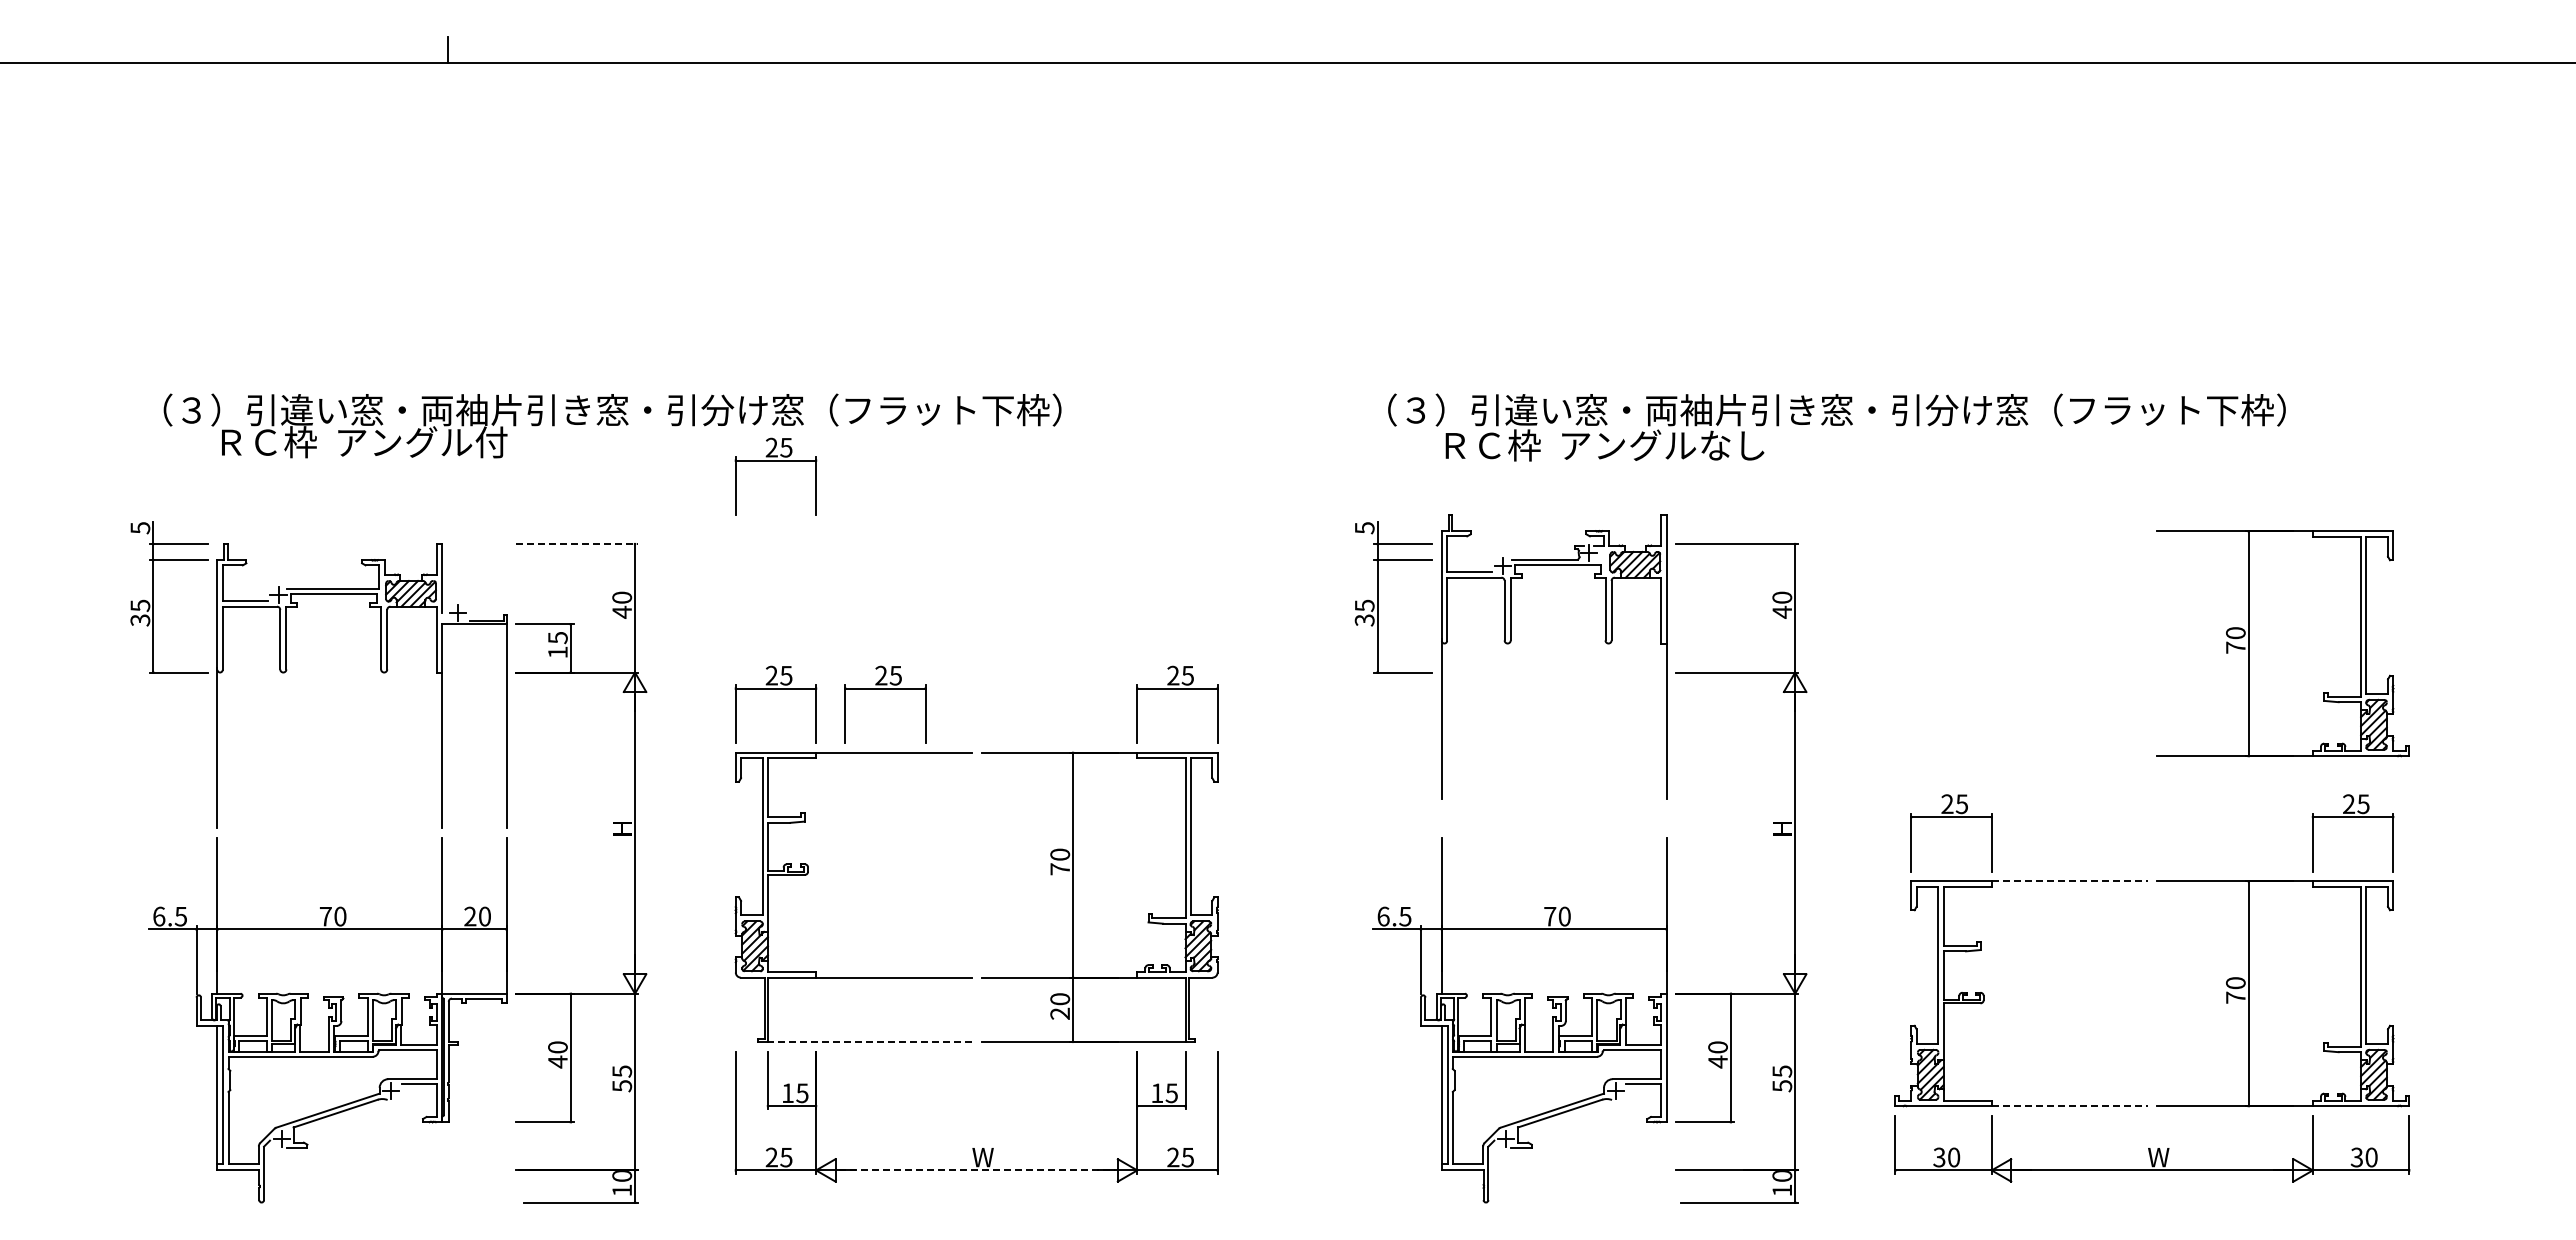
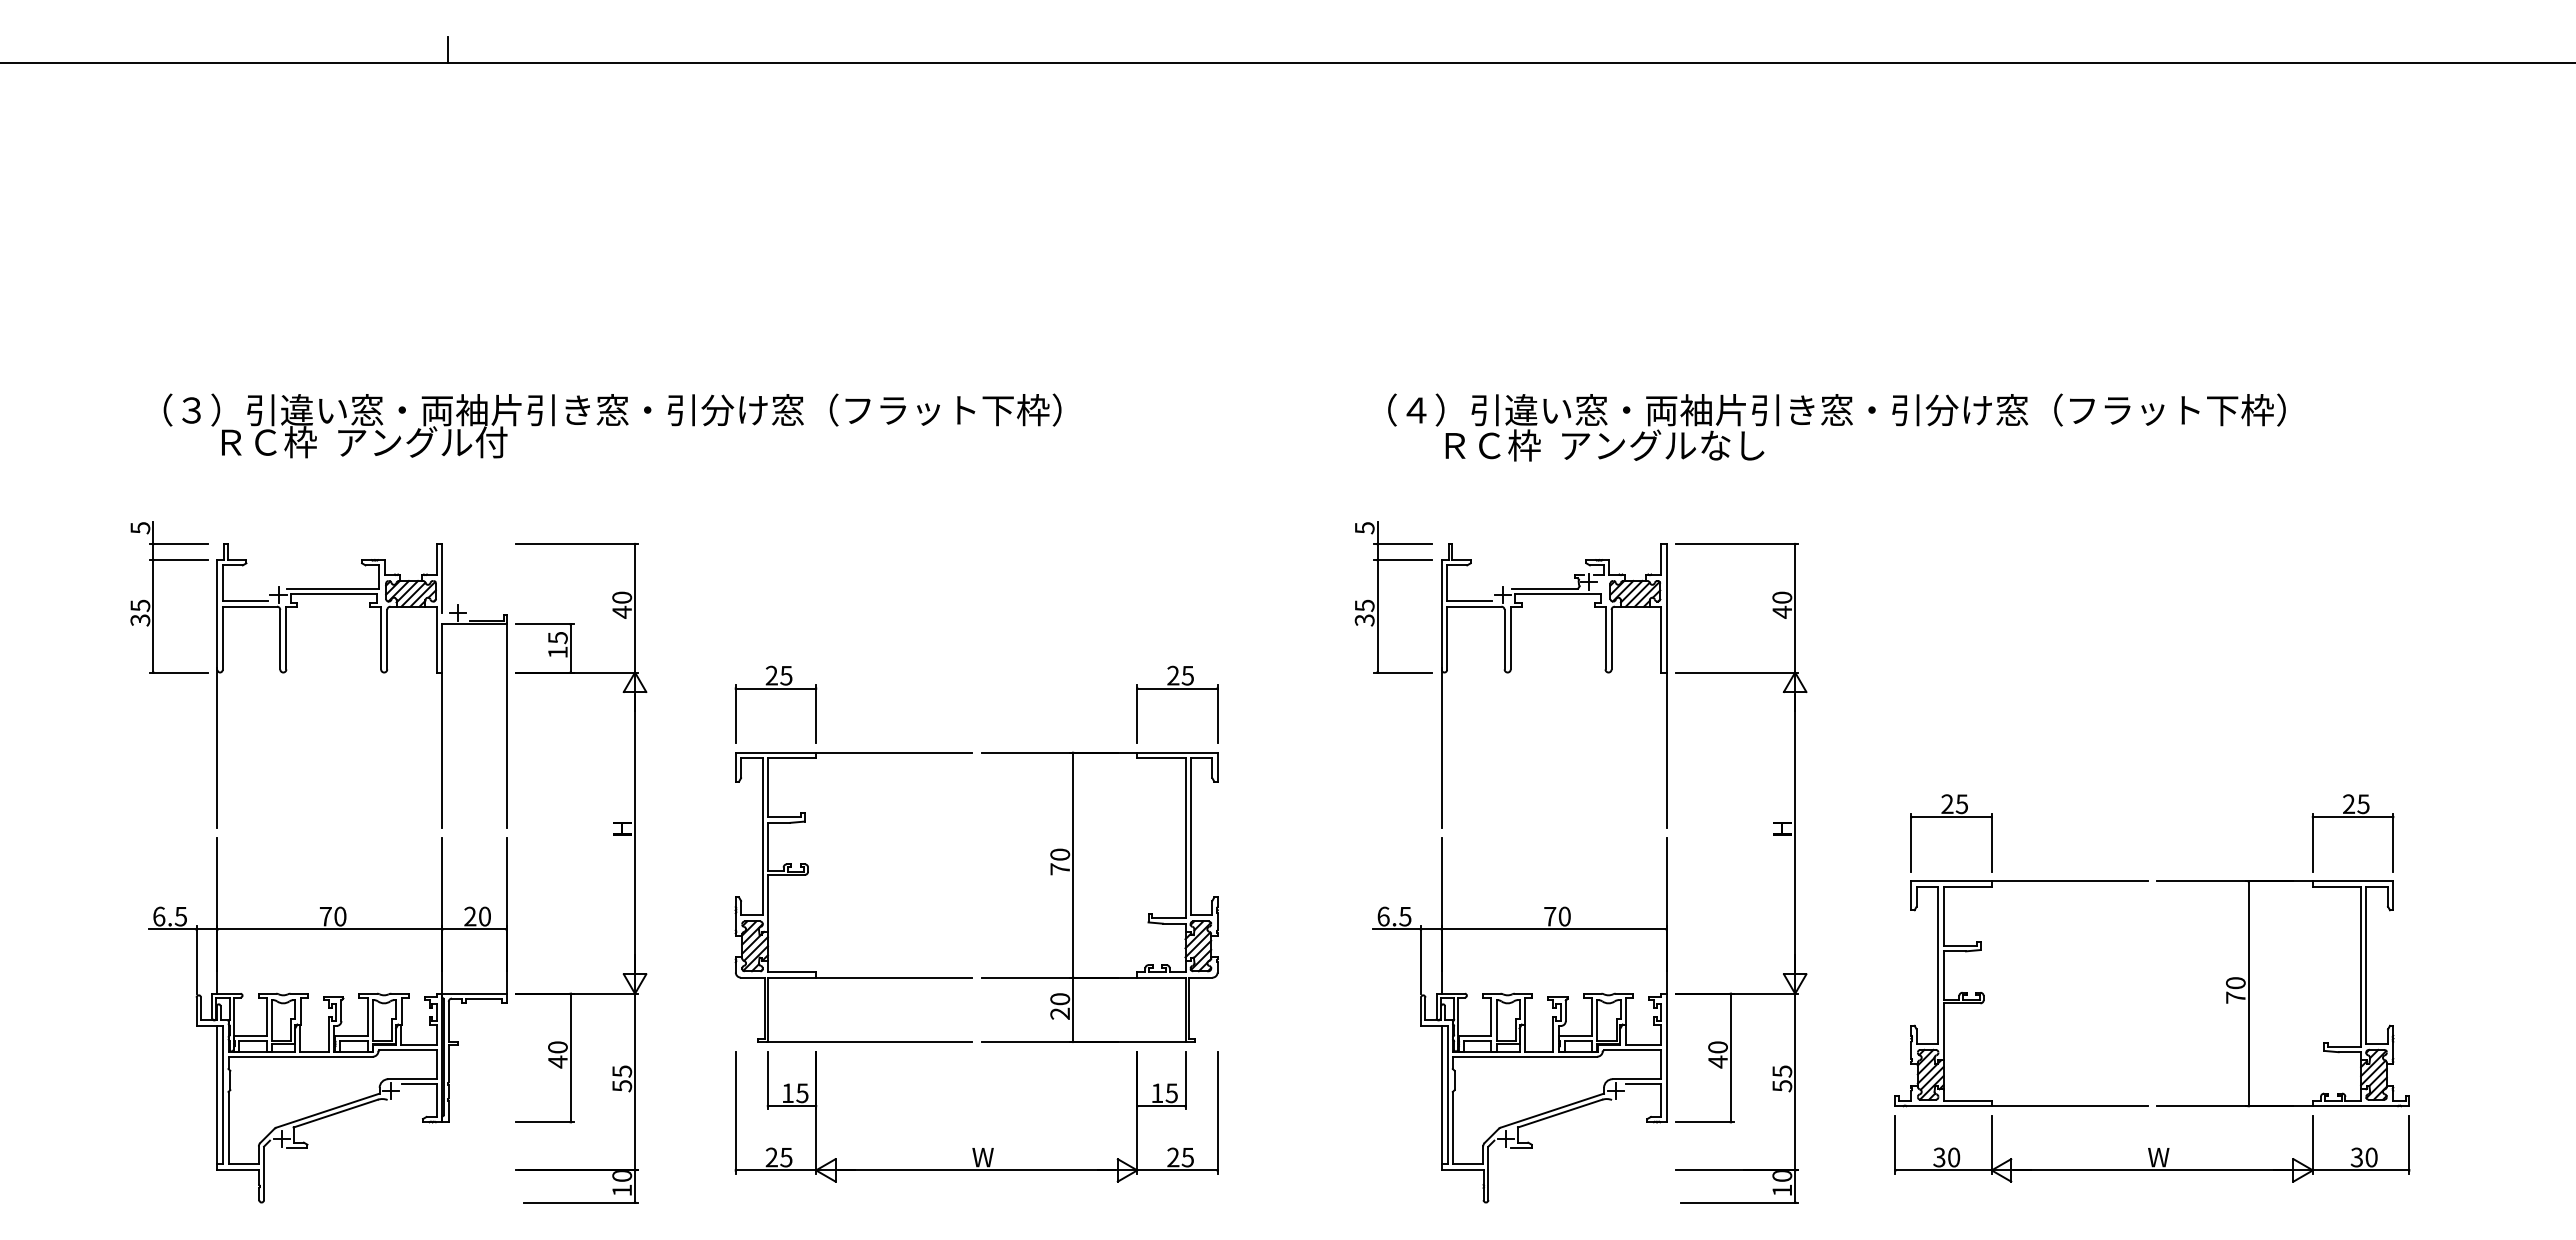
text: （３）引違い窓・両袖片引き窓・引分け窓（フラット下枠） -> （４）引違い窓・両袖片引き窓・引分け窓（フラット下枠） (1416, 410)
part: present -> none (775, 461)
line: dashed -> solid (577, 544)
part position: (1511, 642) -> (1511, 671) (1511, 671)
part: present -> none (2282, 643)
part: present -> none (885, 689)
line: dashed -> solid (2069, 881)
line: dashed -> solid (869, 1041)
line: dashed -> solid (2069, 1106)
line: dashed -> solid (977, 1170)
